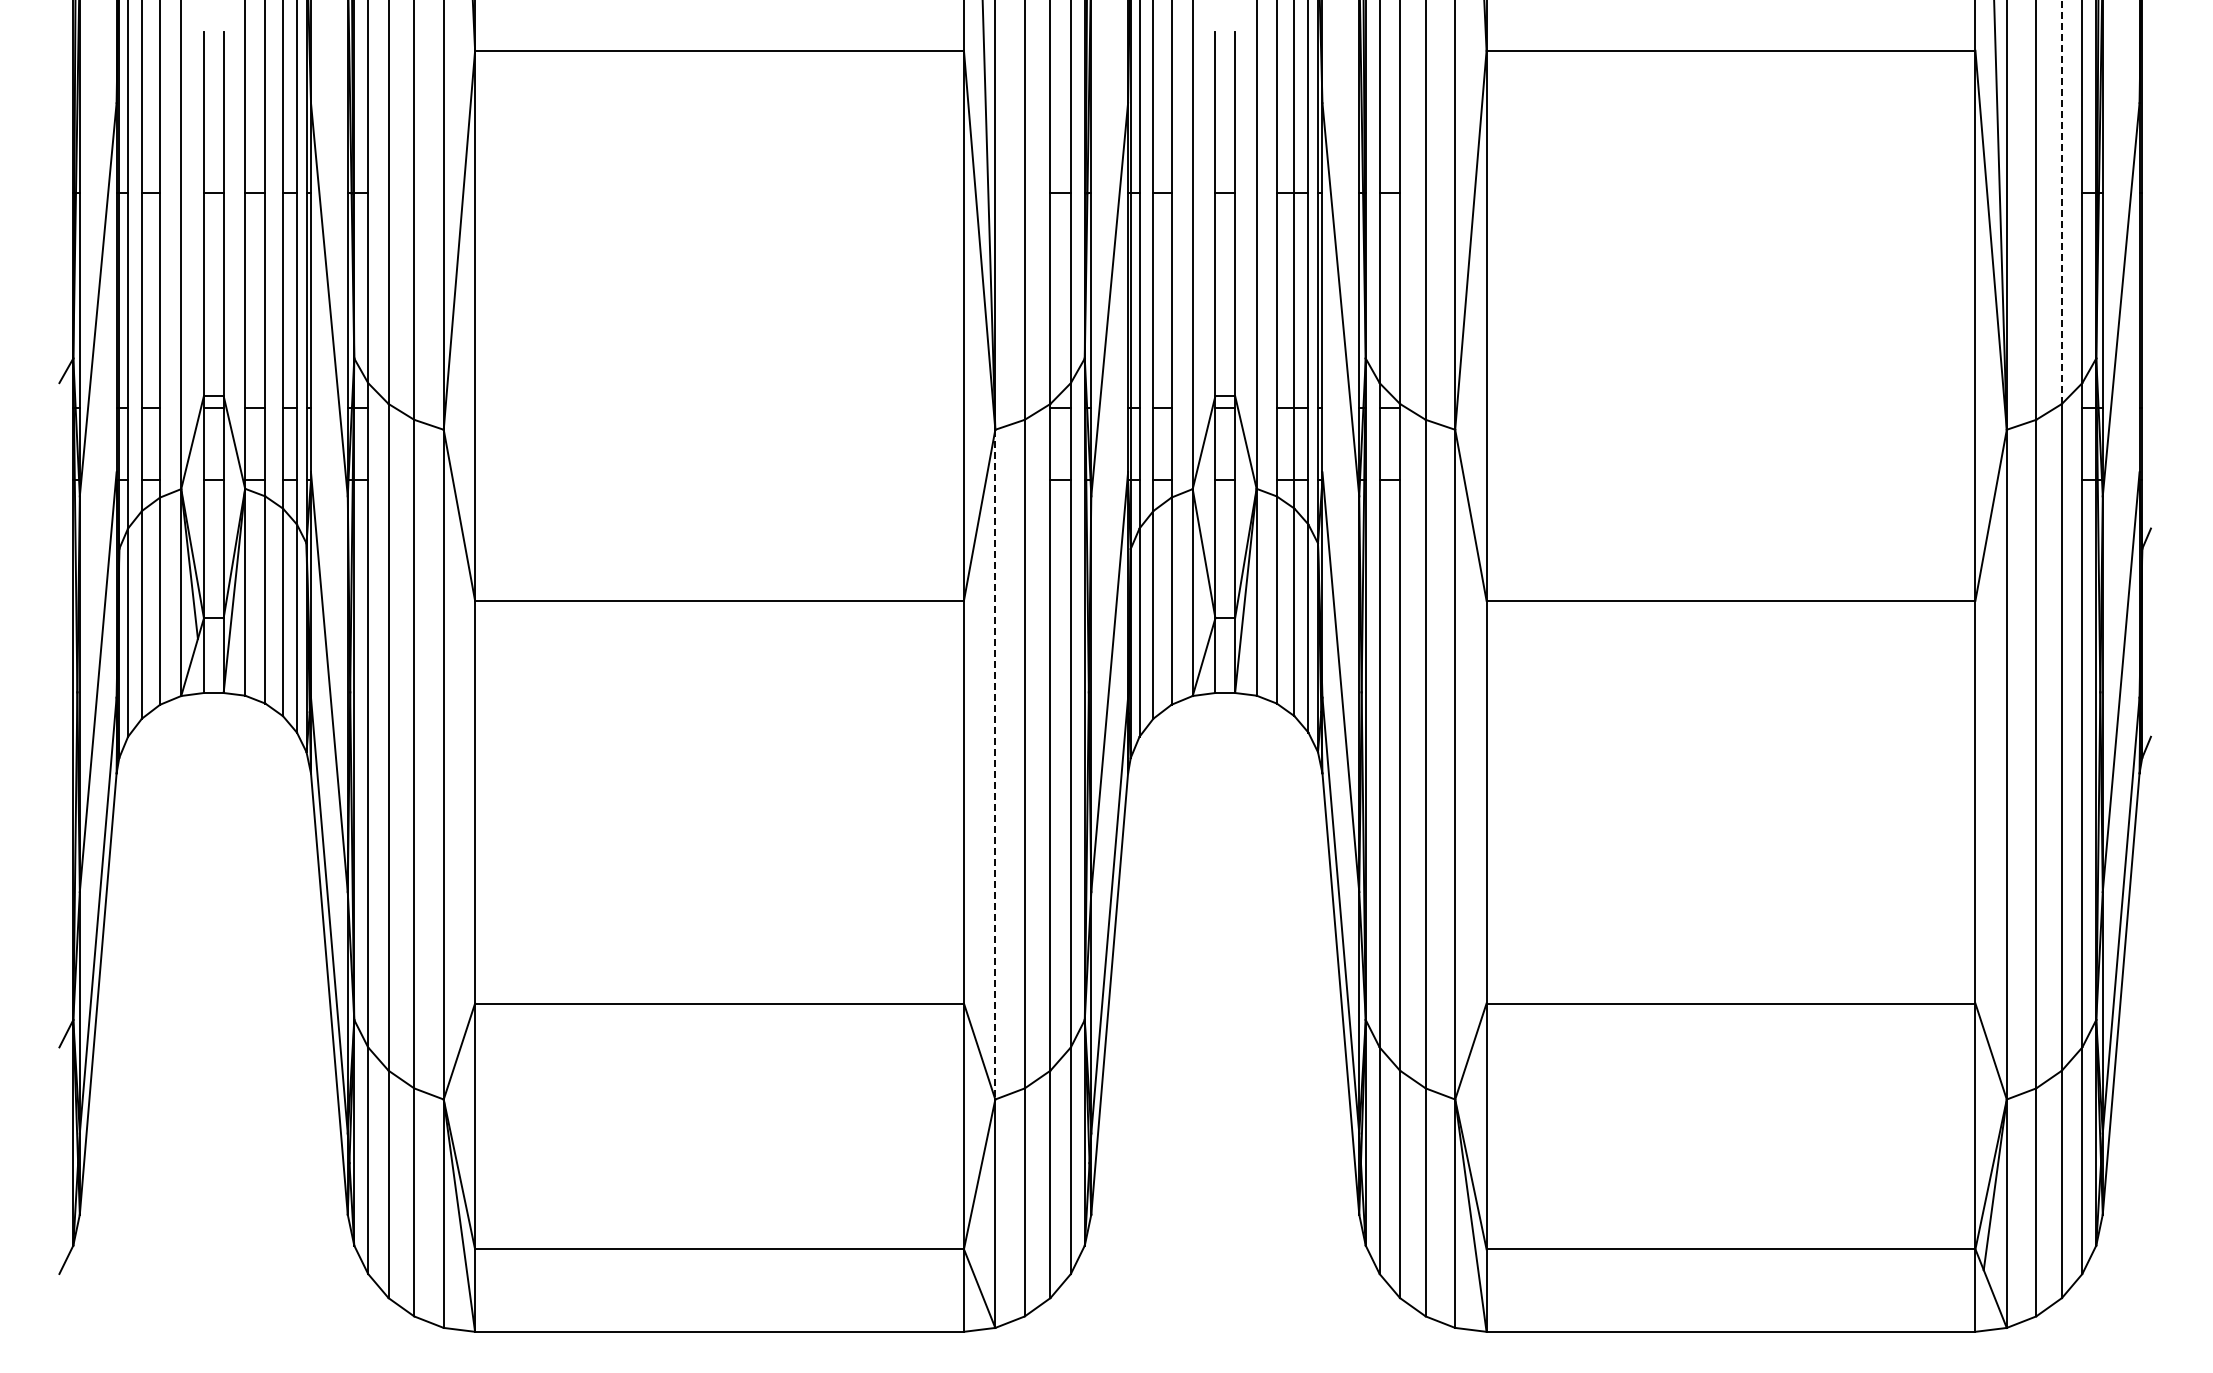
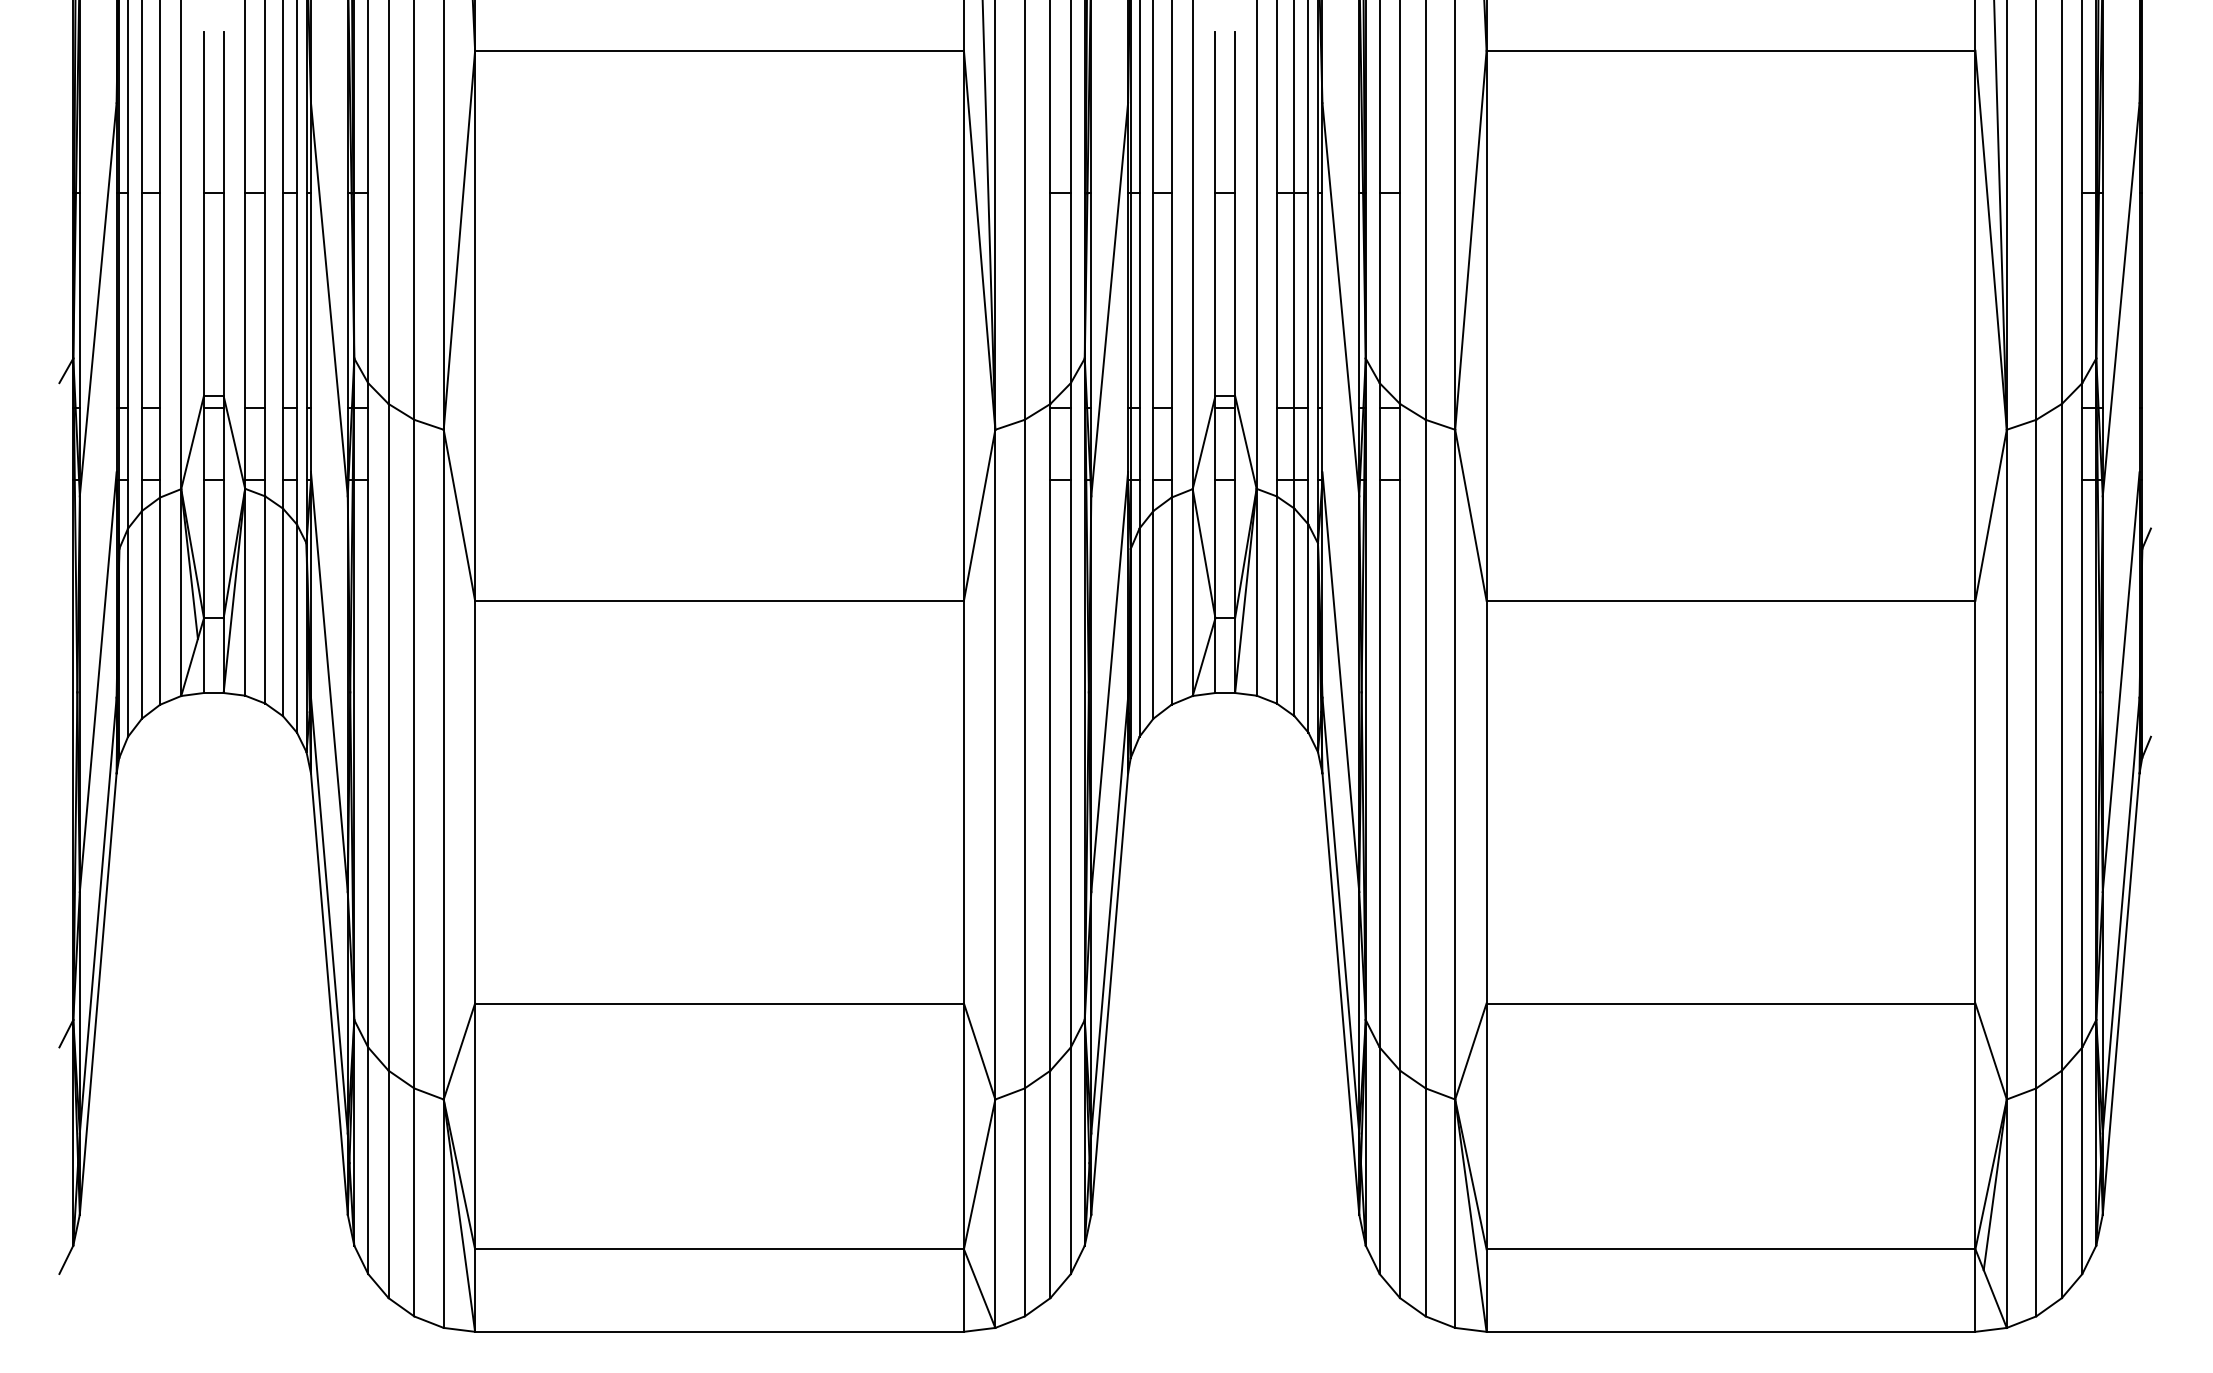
line: dashed -> solid (2061, 202)
line: dashed -> solid (995, 764)
